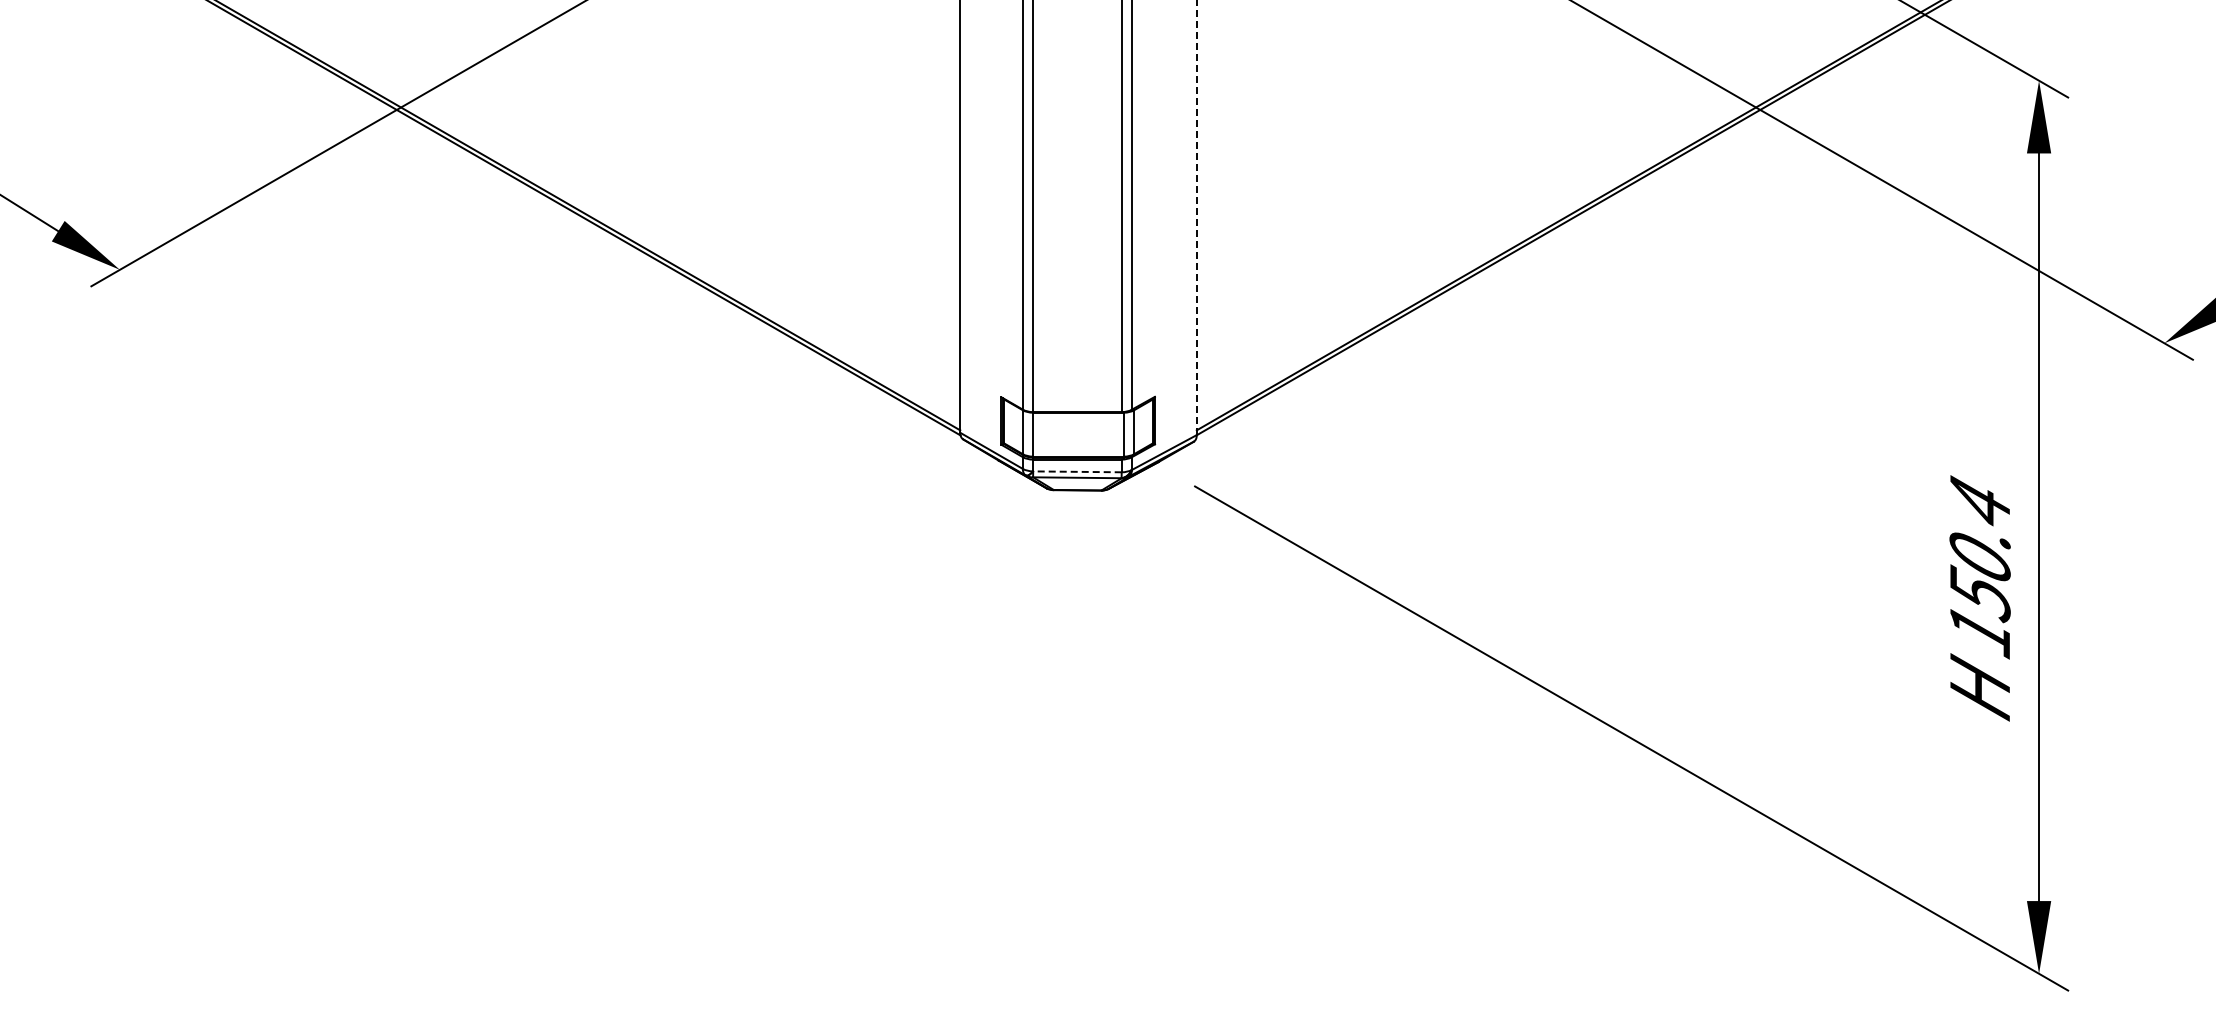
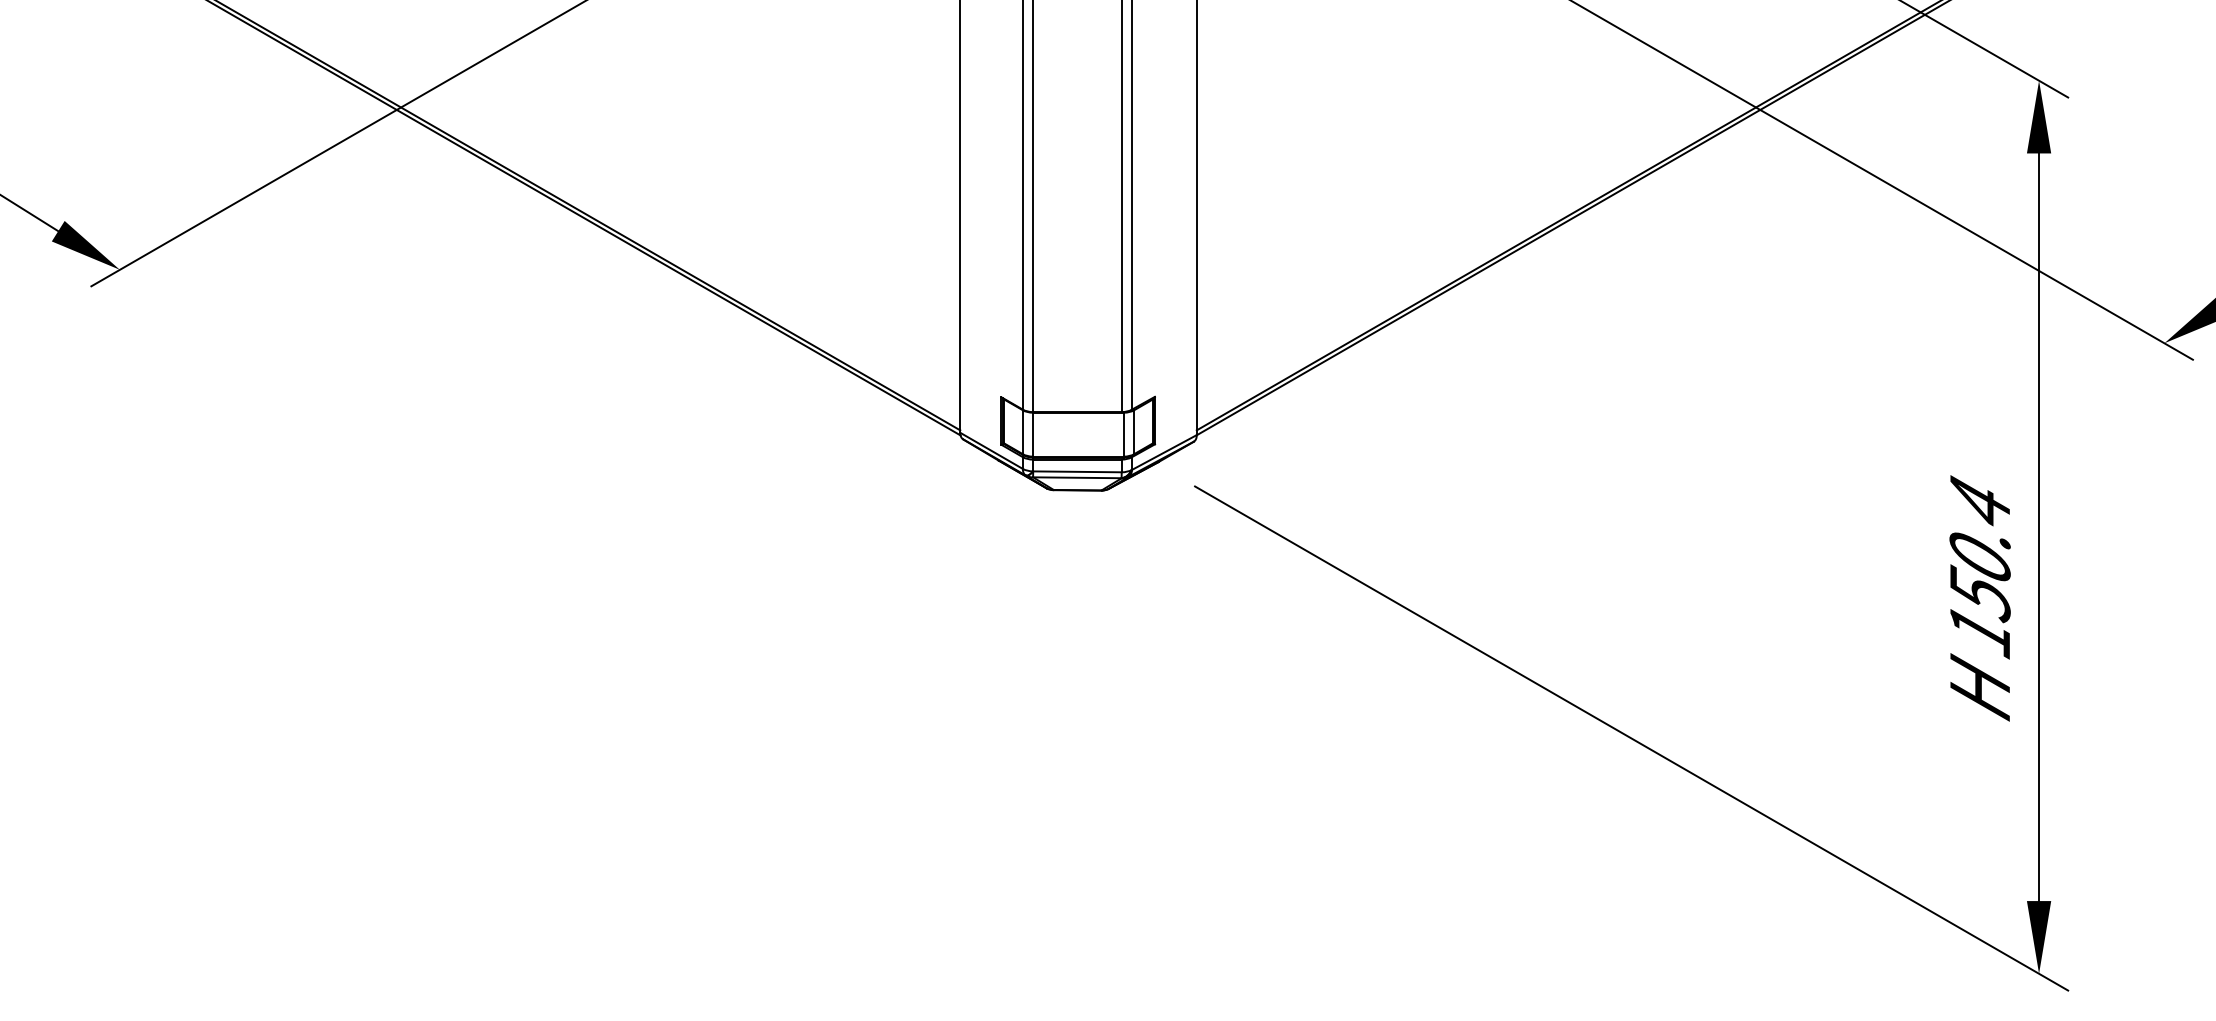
line: dashed -> solid (1196, 217)
line: dashed -> solid (1076, 471)
